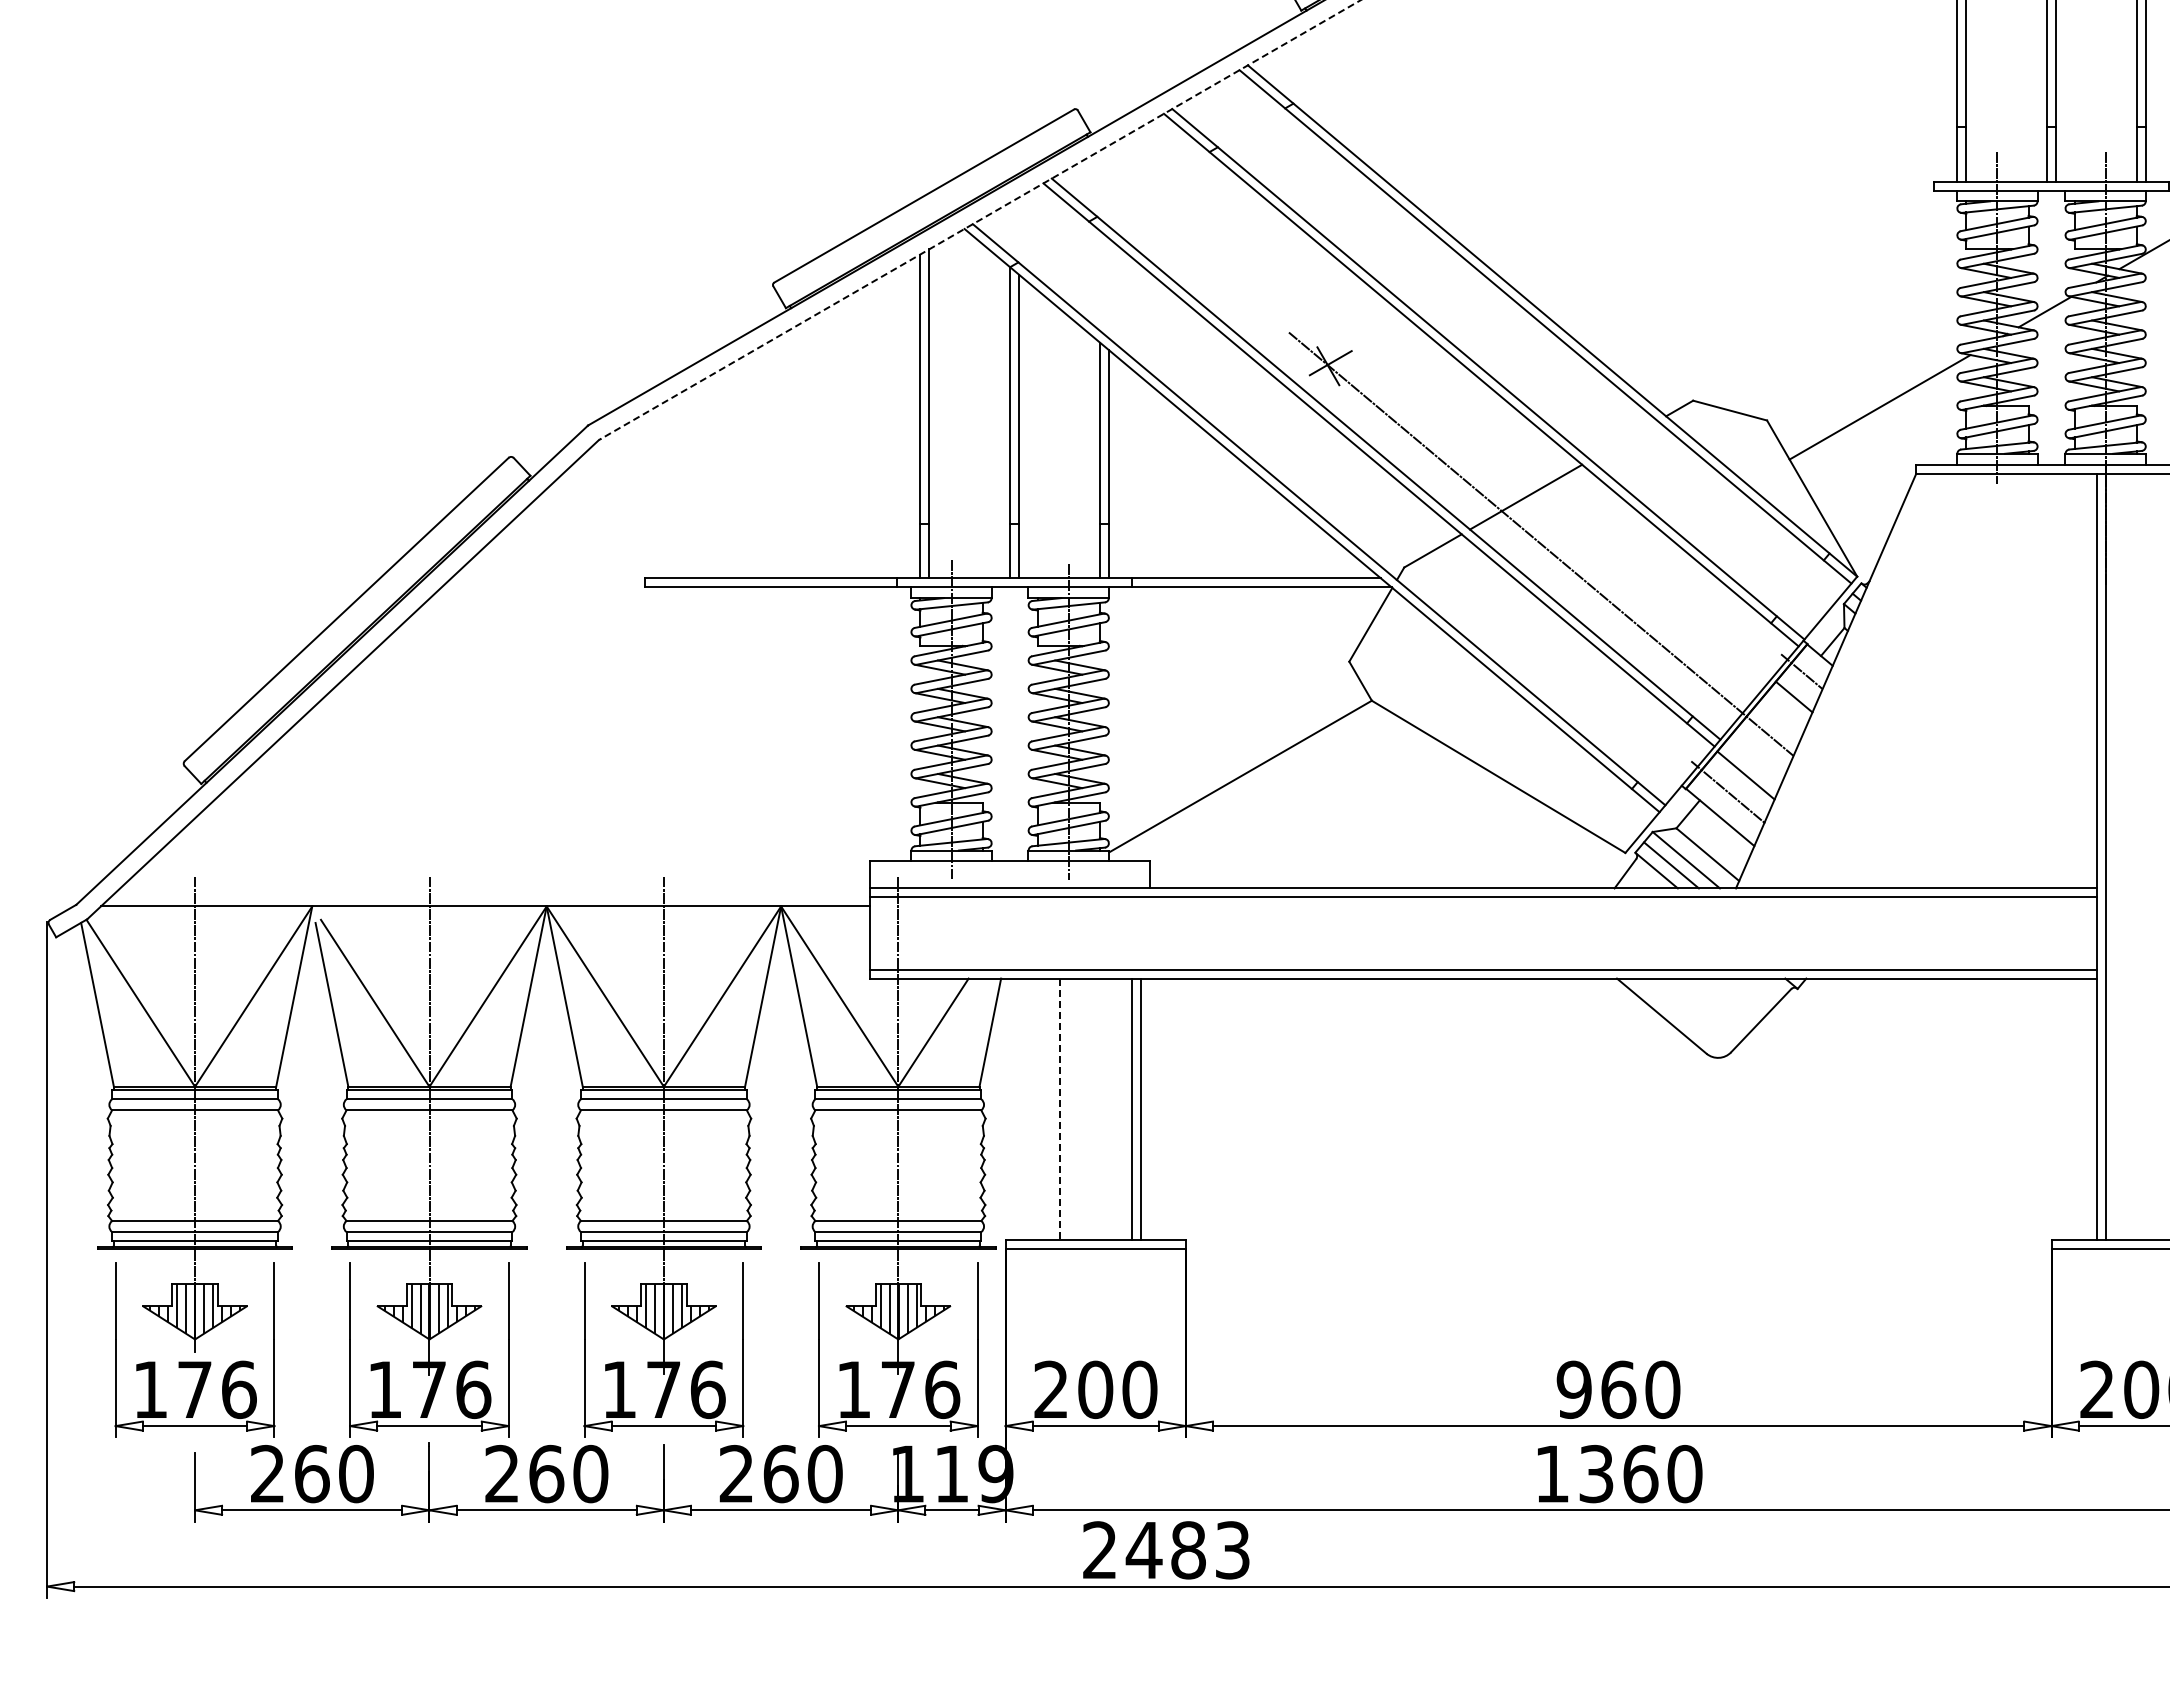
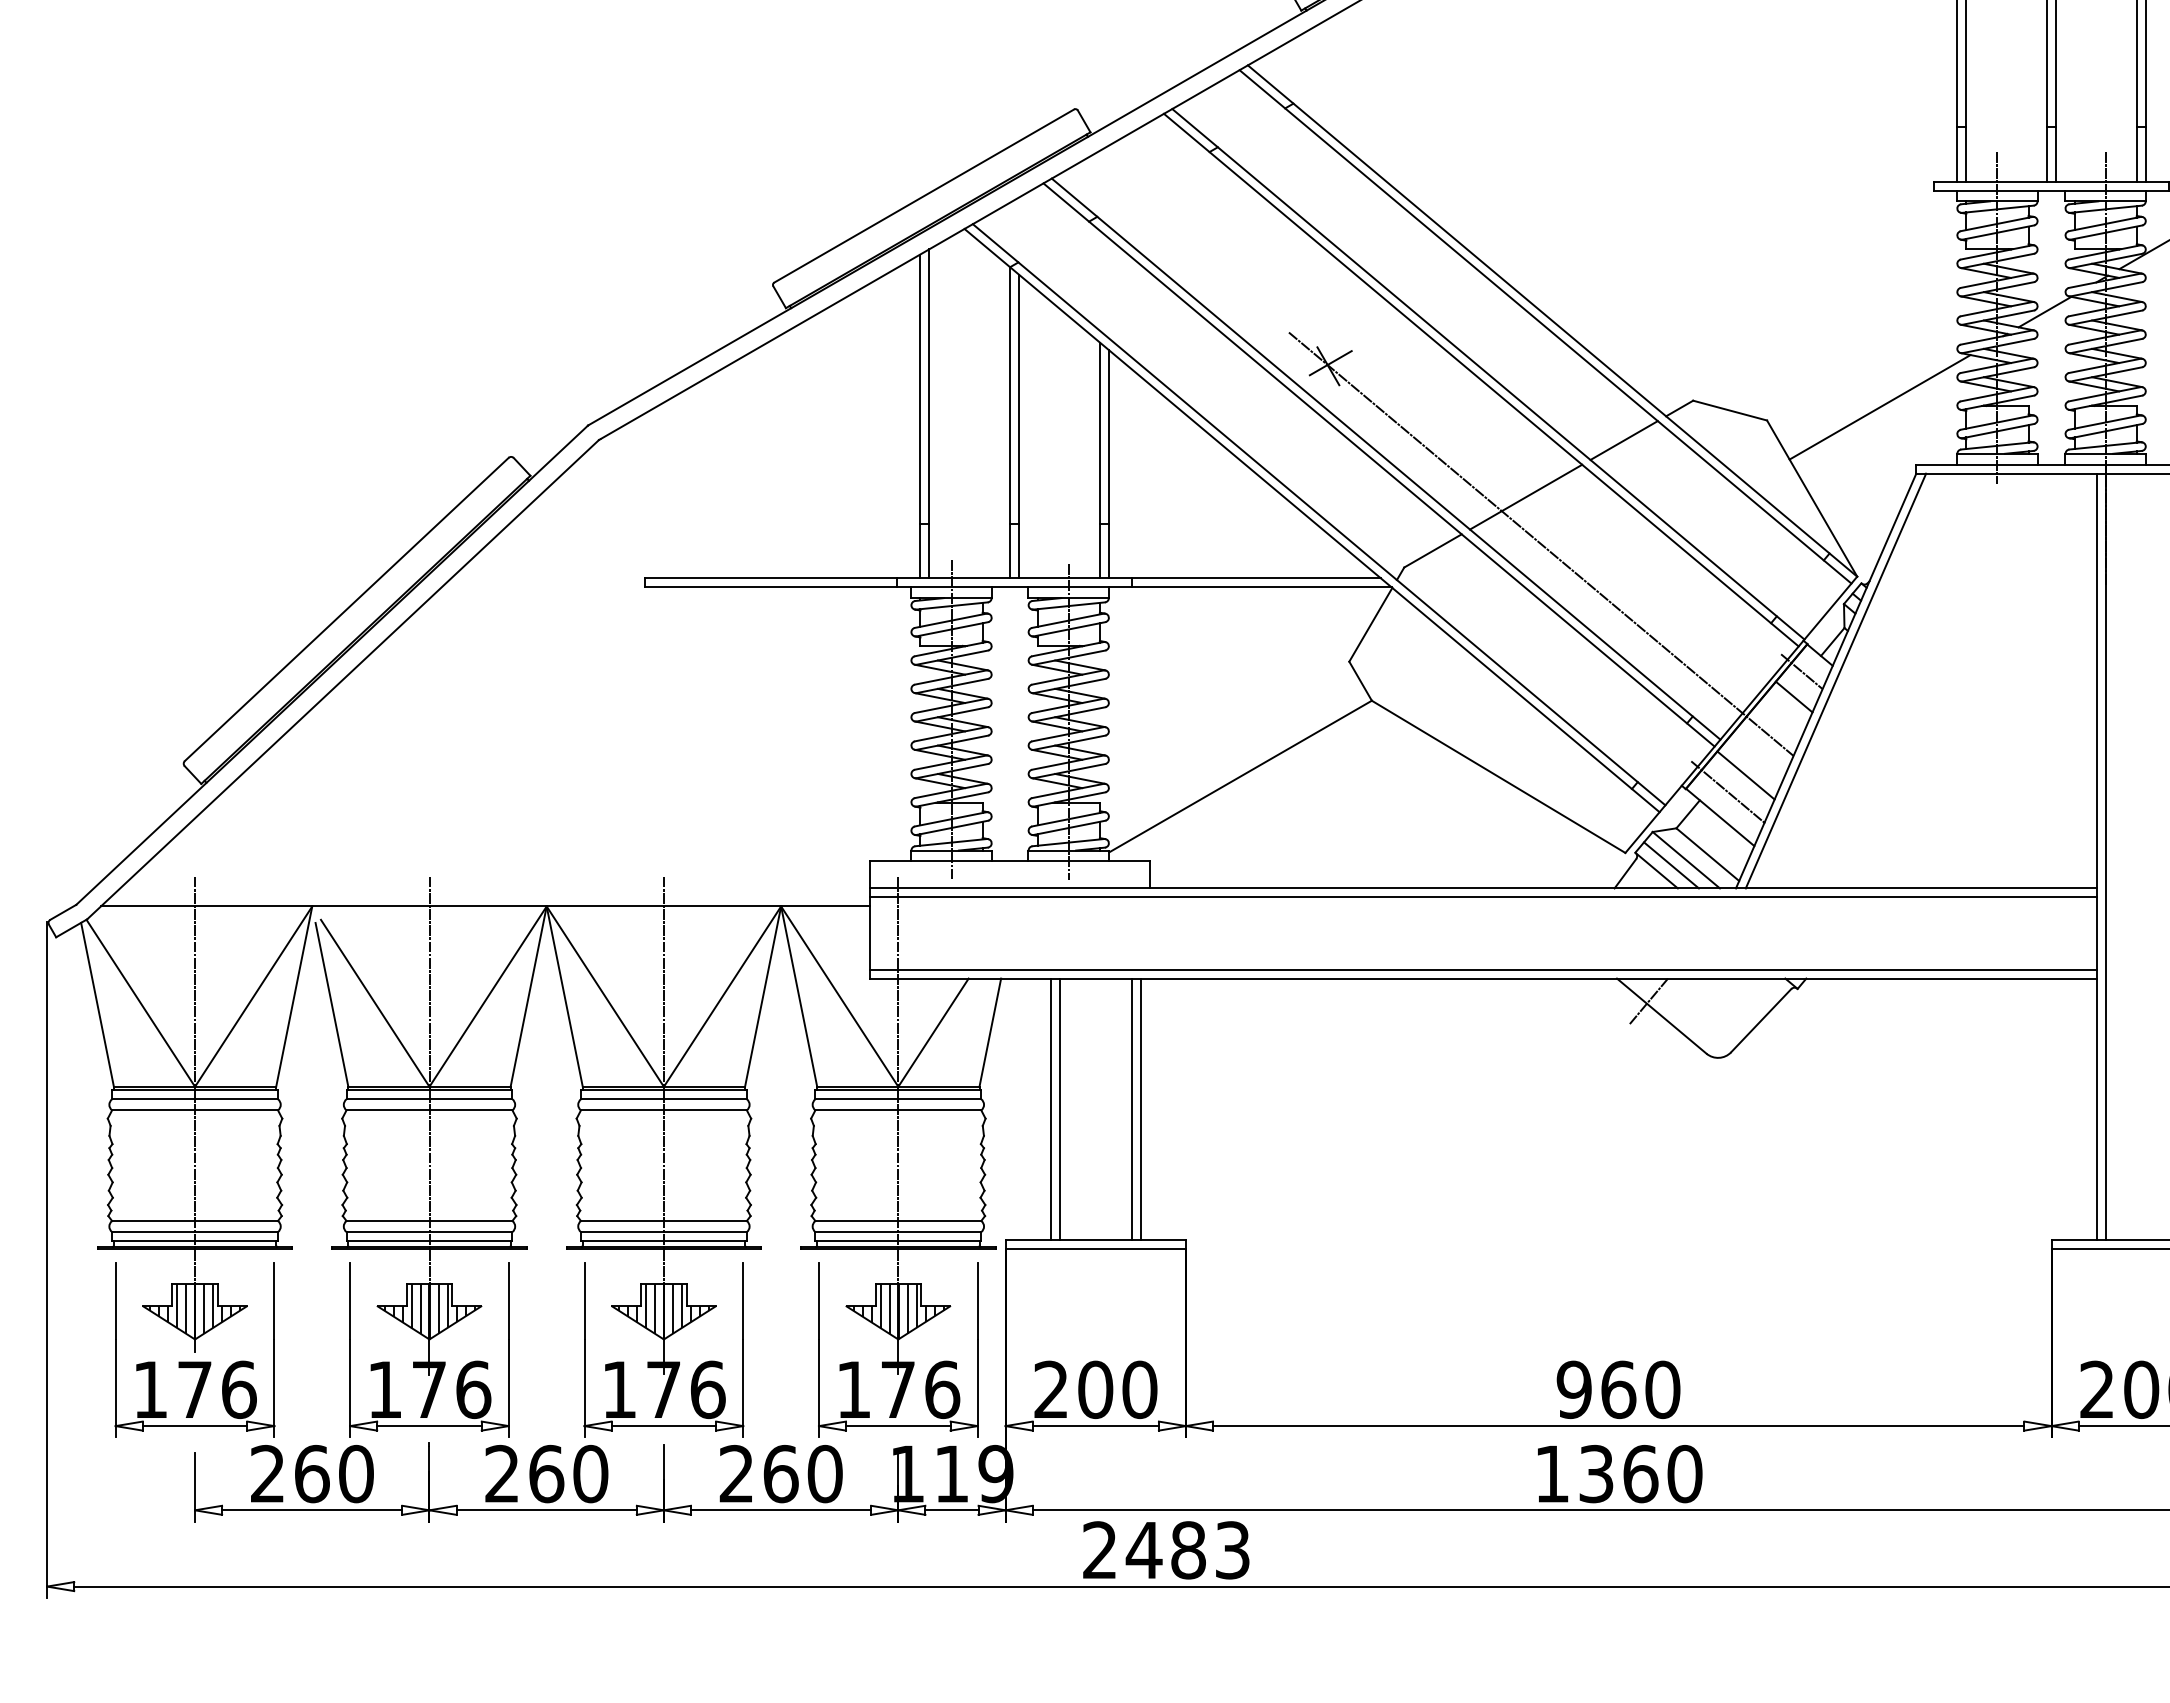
line: dashed -> solid (980, 220)
line: none -> present (1623, 440)
line: none -> present (1835, 680)
line: none -> present (1648, 1001)
line: none -> present (1050, 1109)
line: dashed -> solid (1059, 1109)
